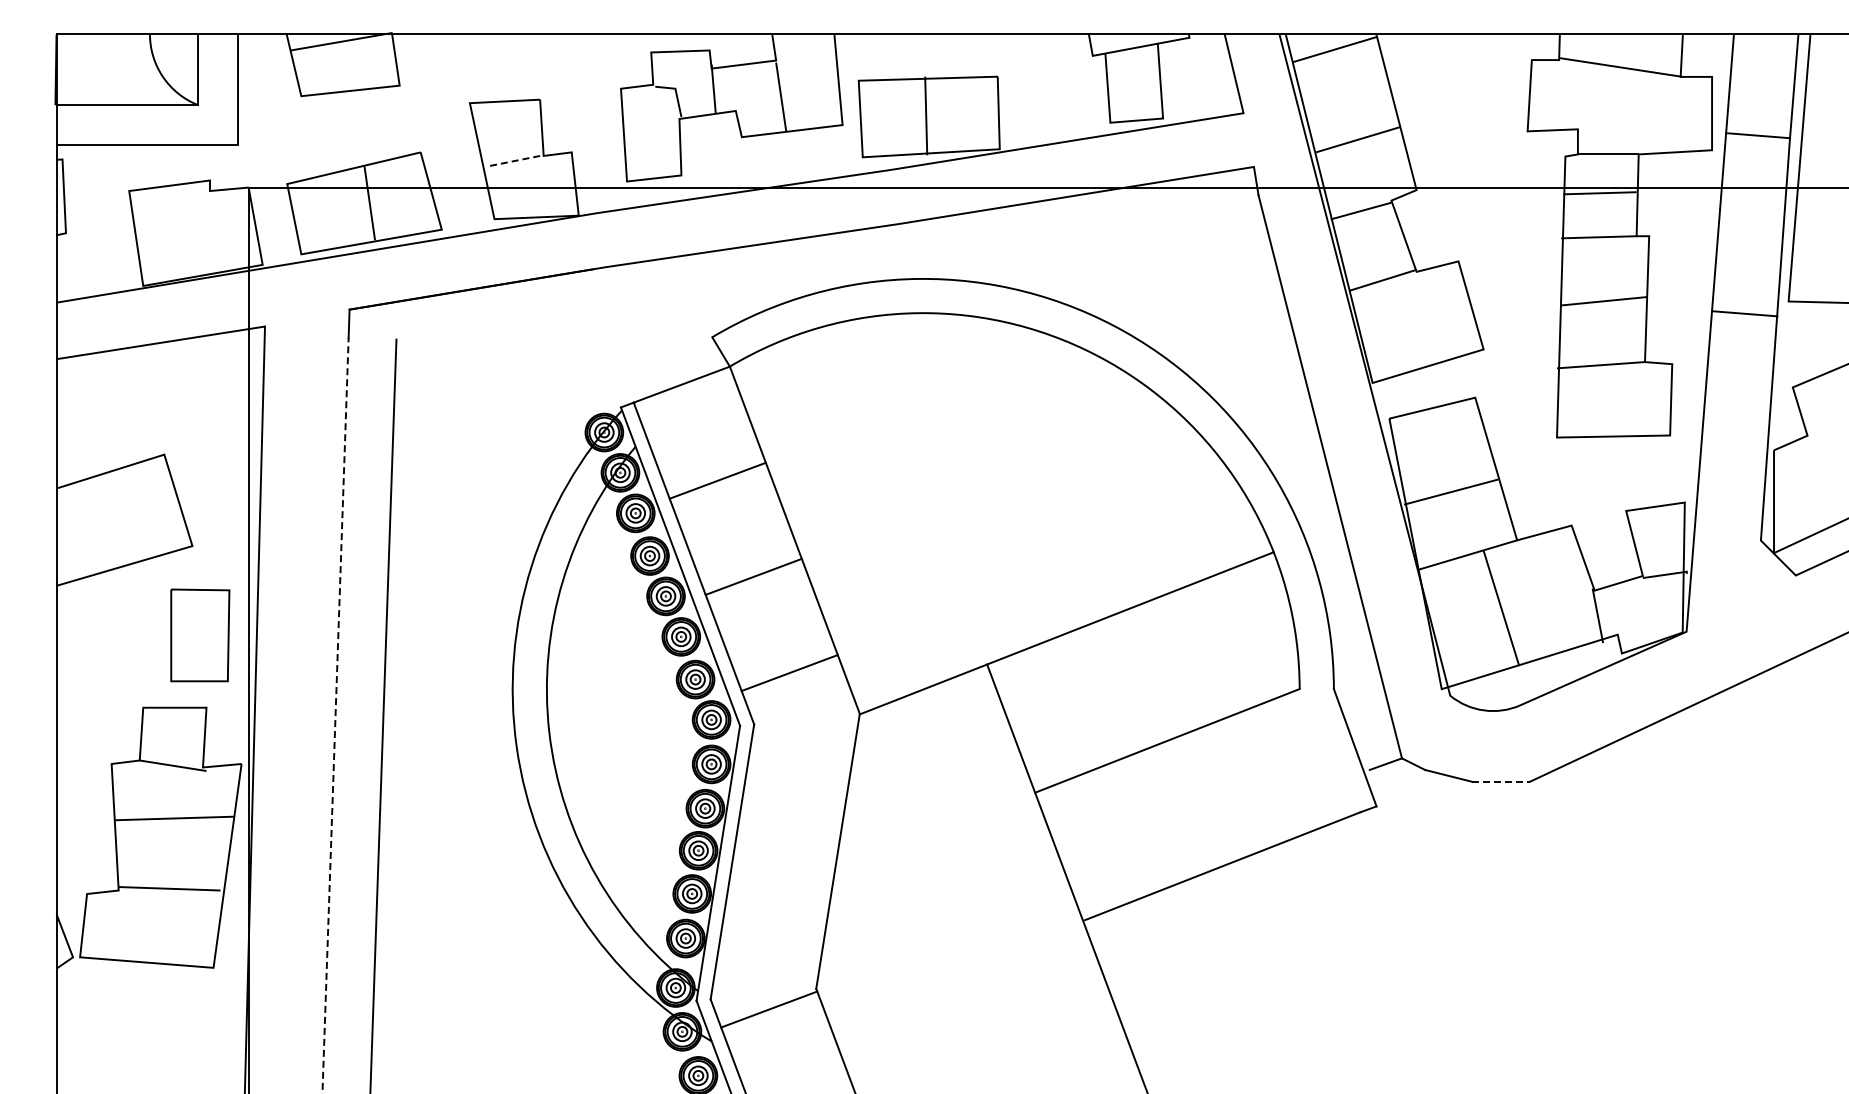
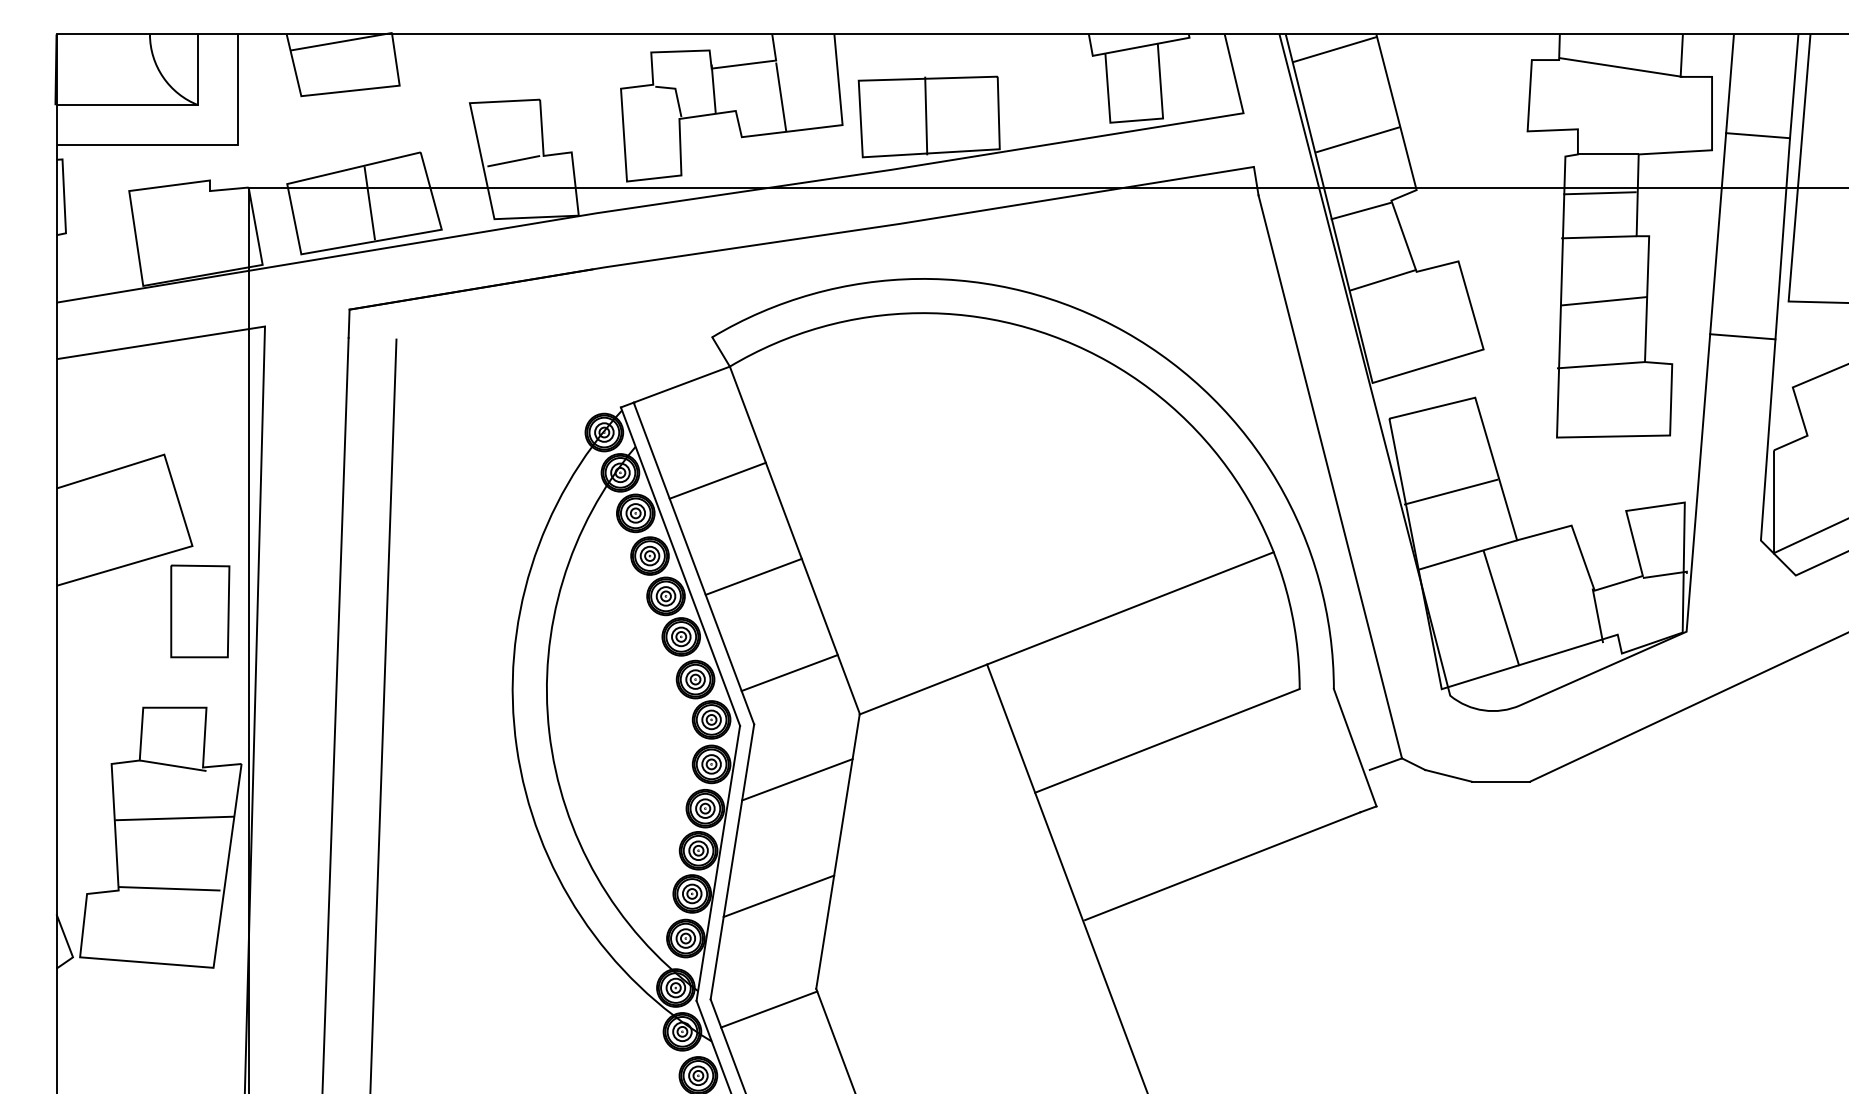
line: dashed -> solid (513, 161)
line position: (1744, 313) -> (1742, 336) (1742, 336)
part position: (200, 635) -> (200, 611) (200, 611)
line: dashed -> solid (335, 715)
line: none -> present (797, 779)
line: dashed -> solid (1501, 781)
line: none -> present (778, 896)
